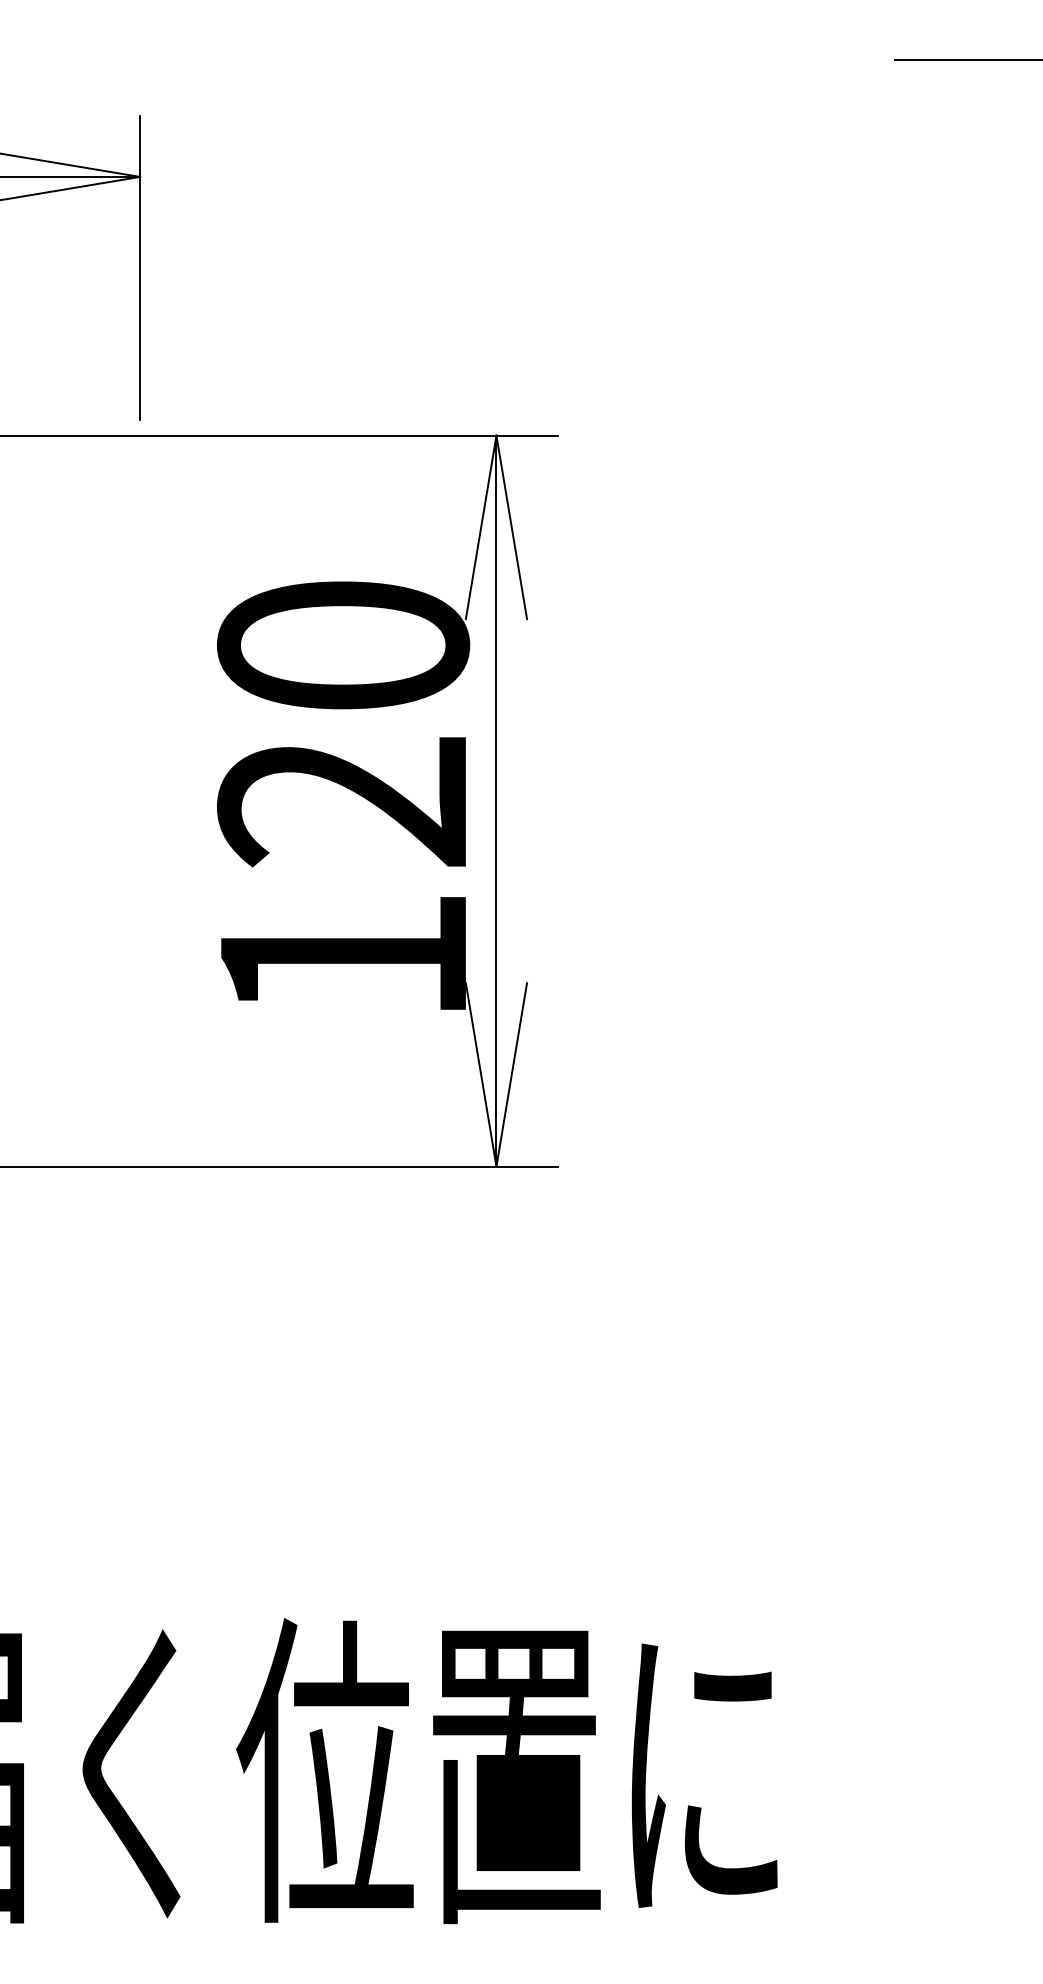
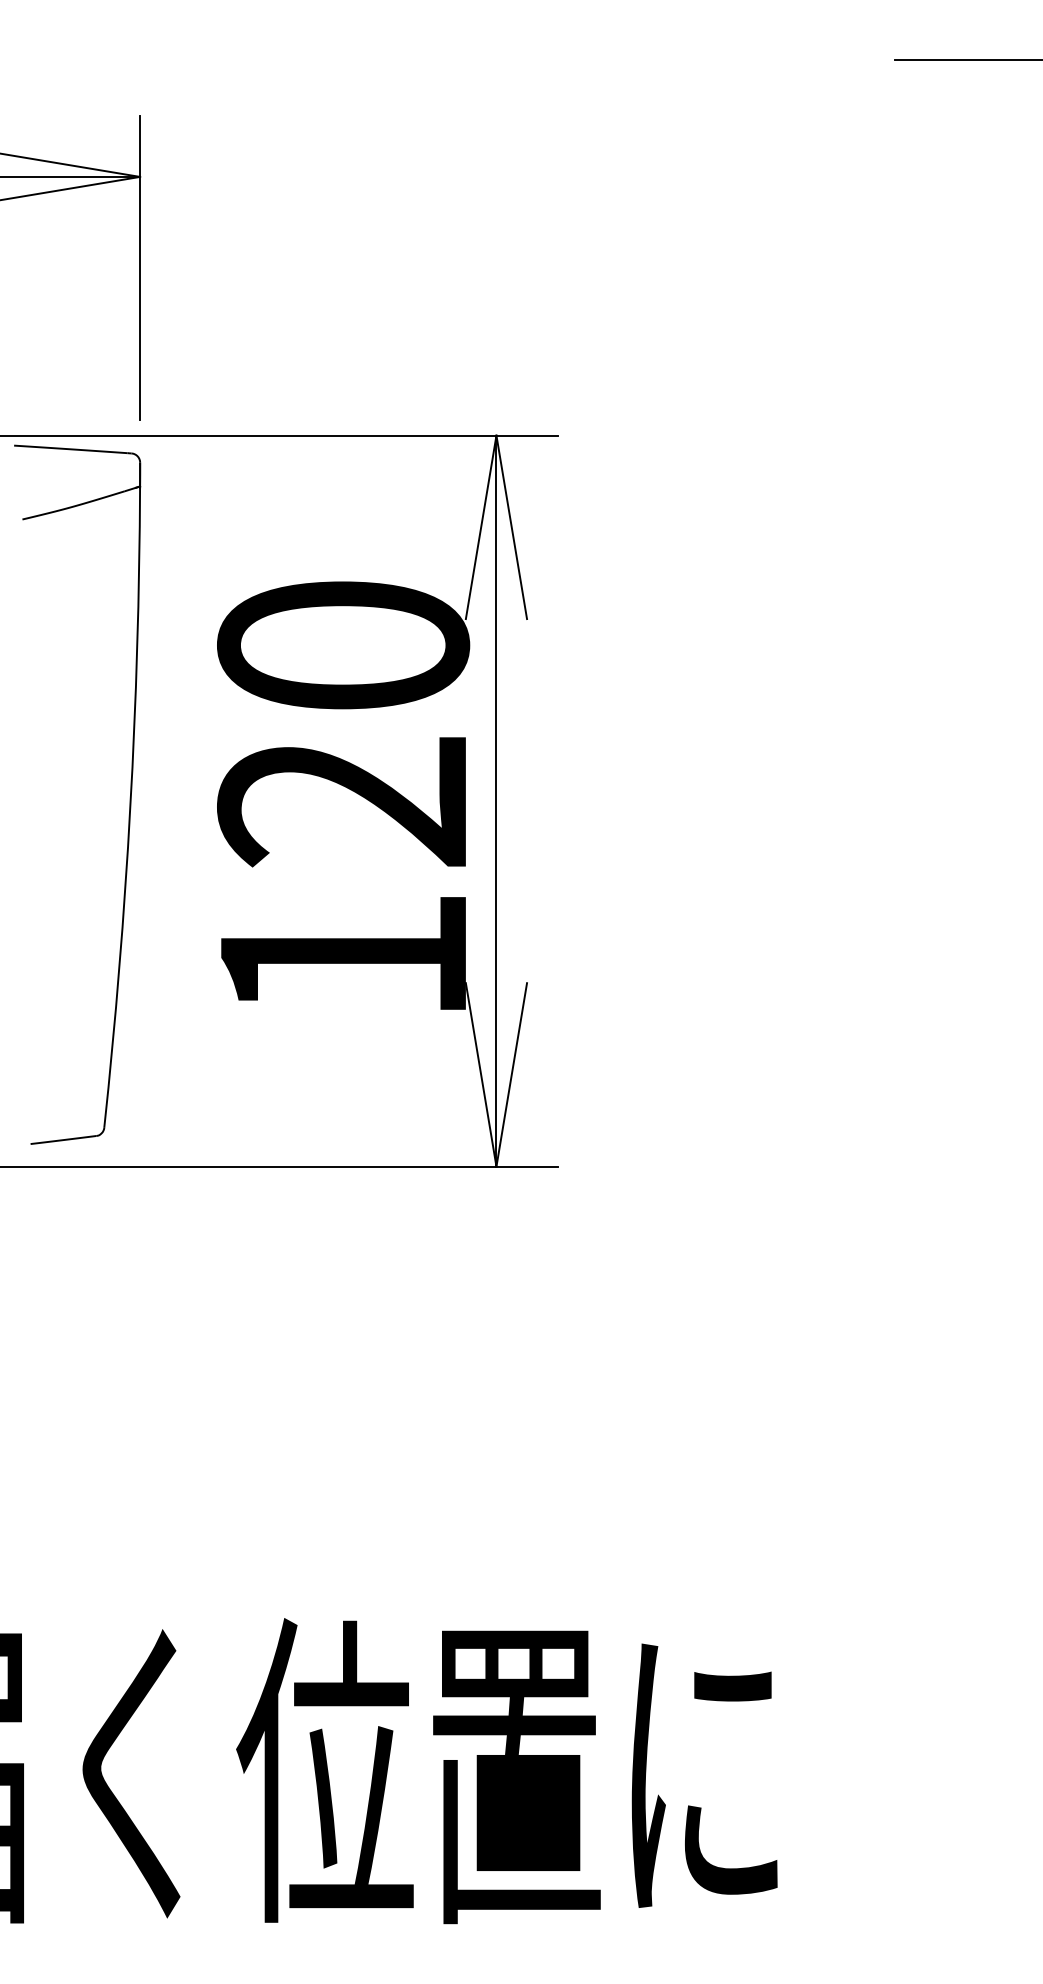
part: none -> present (129, 797)
